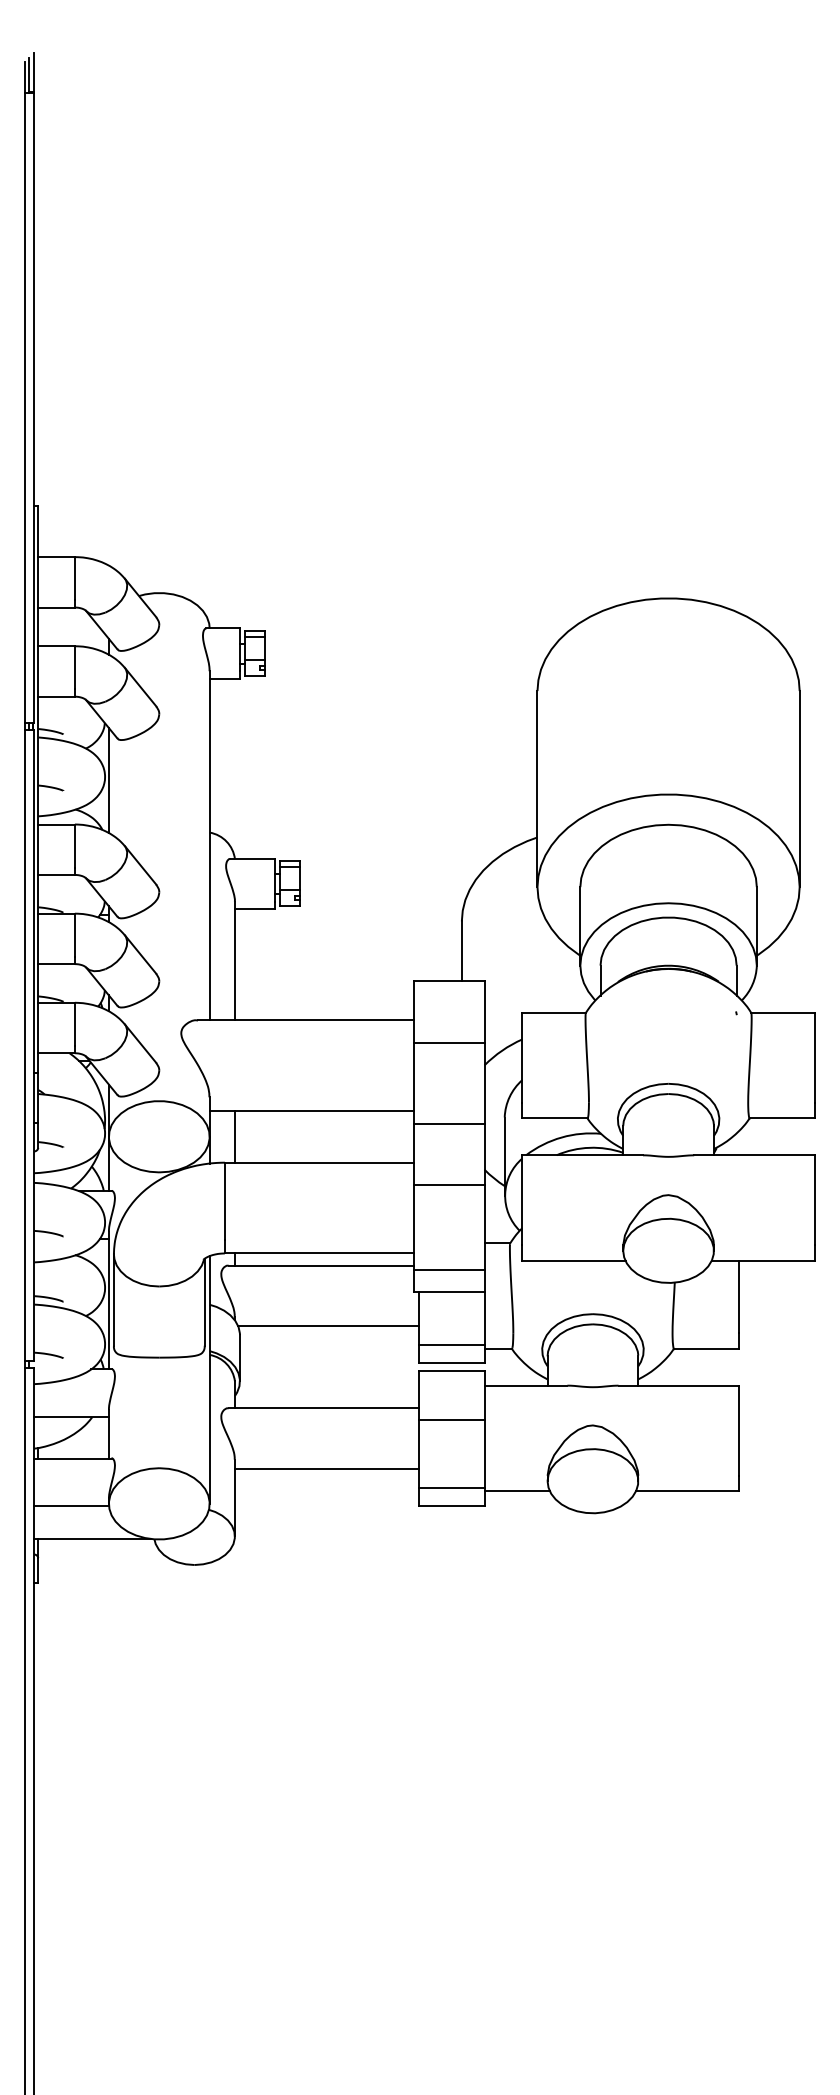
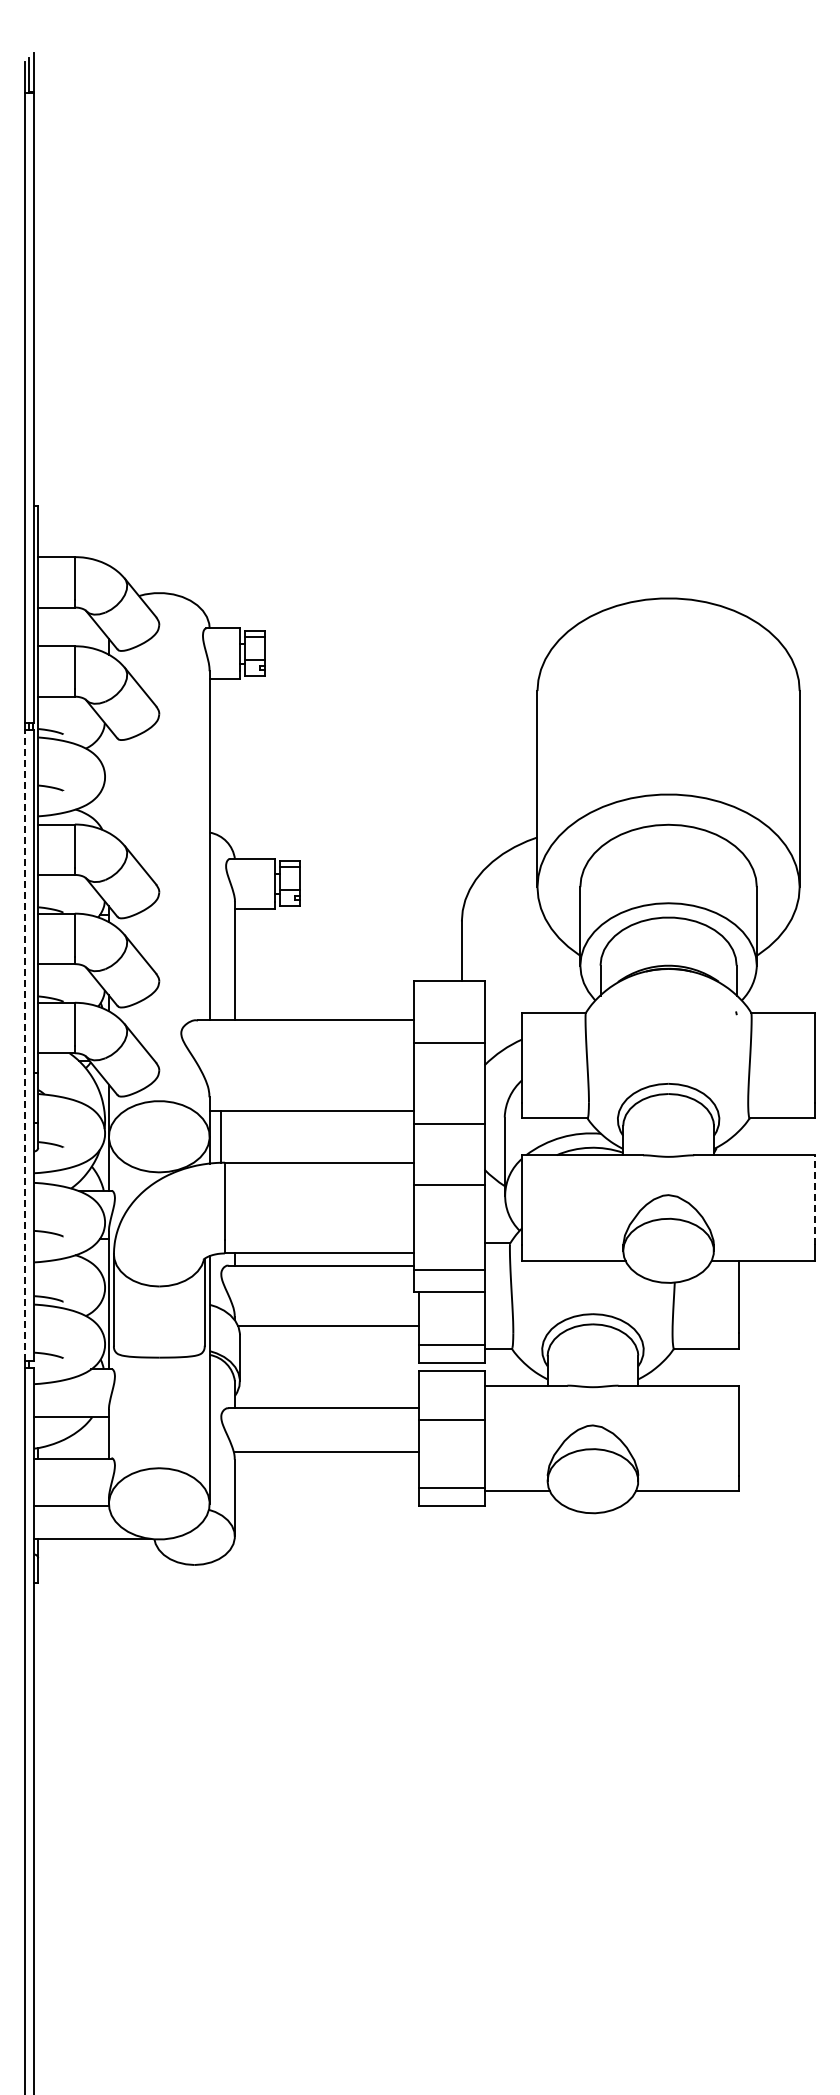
line: present -> none (108, 780)
line: solid -> dashed (25, 1045)
line position: (234, 1136) -> (220, 1136) (220, 1136)
line: solid -> dashed (814, 1199)
line position: (326, 1468) -> (326, 1451) (326, 1451)
